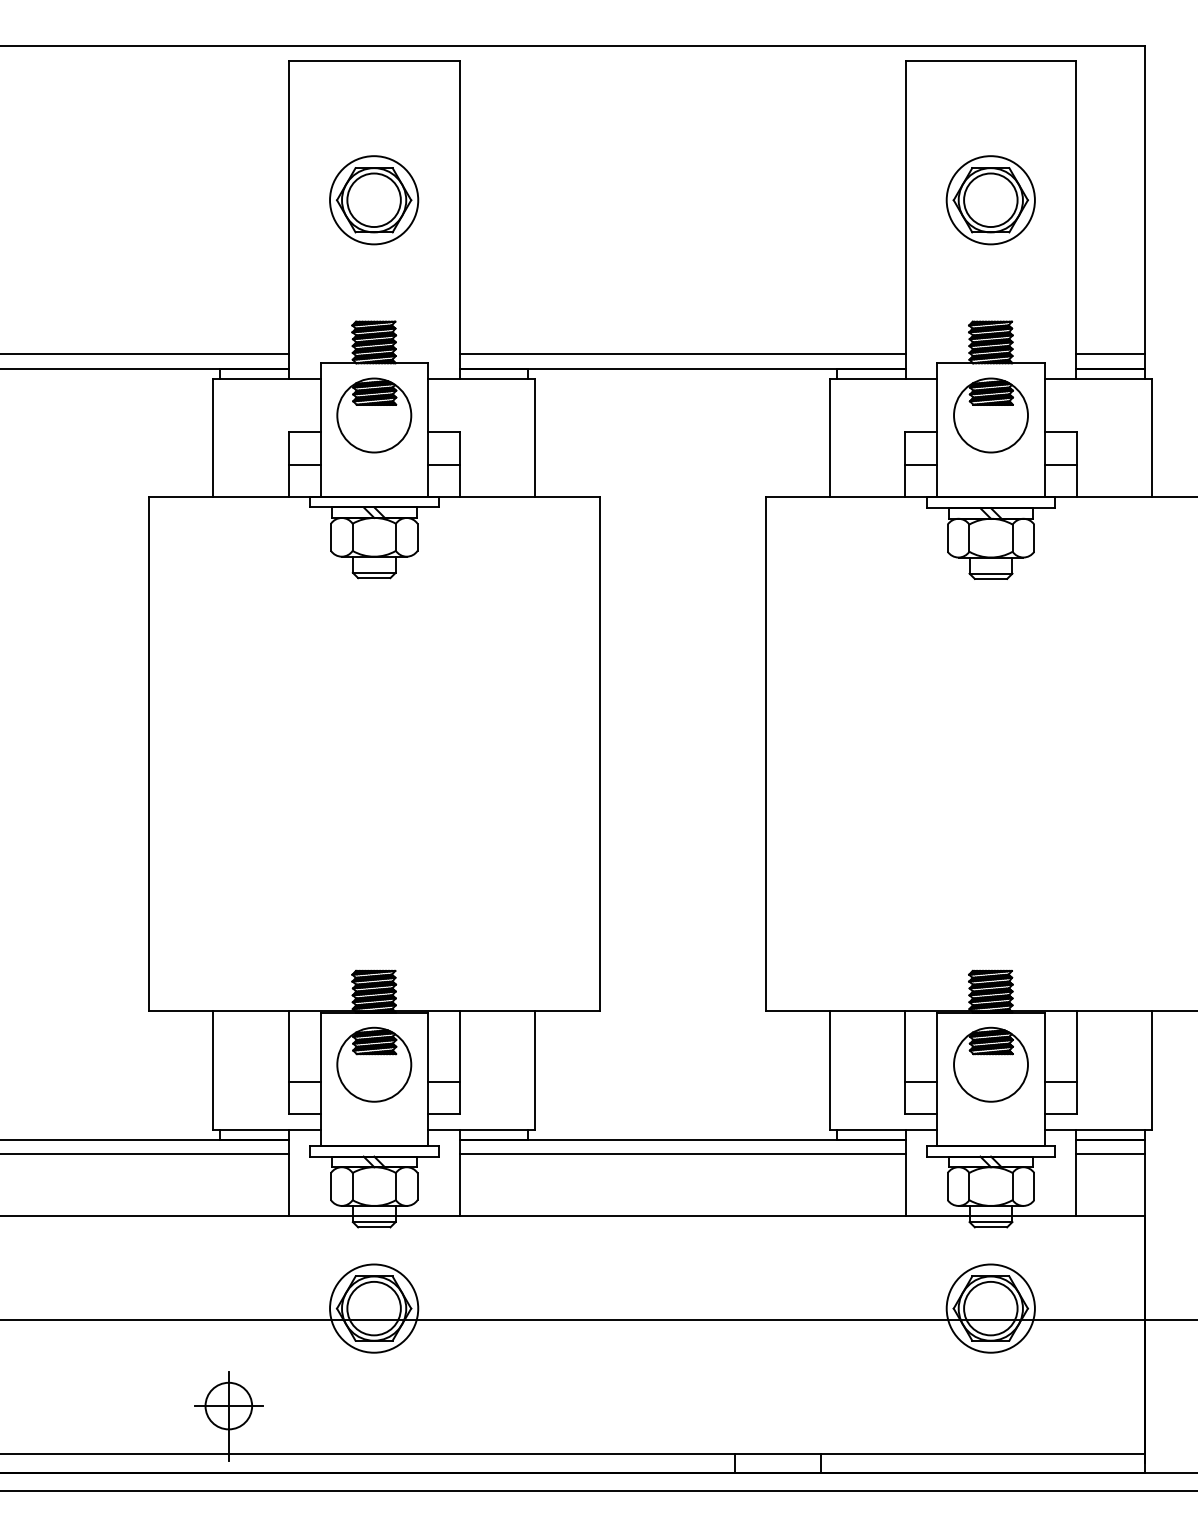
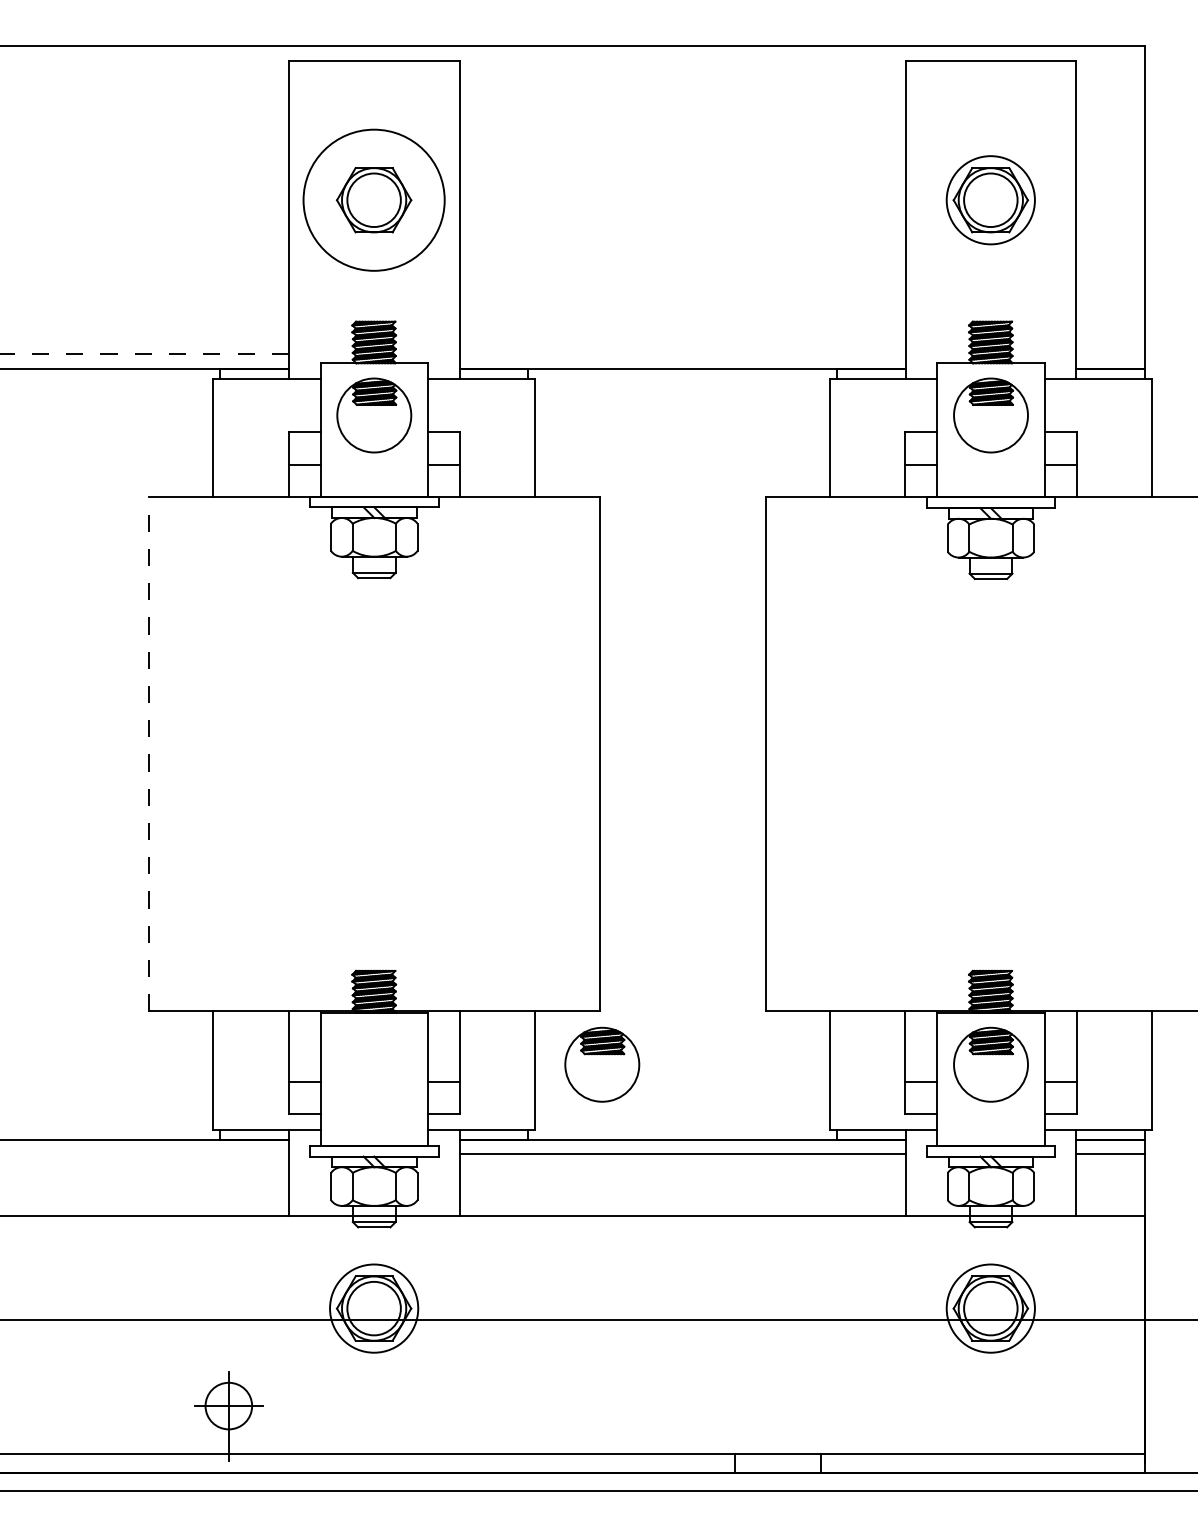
circle diameter: 88 px -> 141 px (373, 199)
line: solid -> dashed (144, 354)
line: present -> none (682, 354)
line: present -> none (1110, 354)
line: solid -> dashed (149, 754)
part position: (374, 1064) -> (602, 1064) (602, 1064)
line: present -> none (145, 1154)
